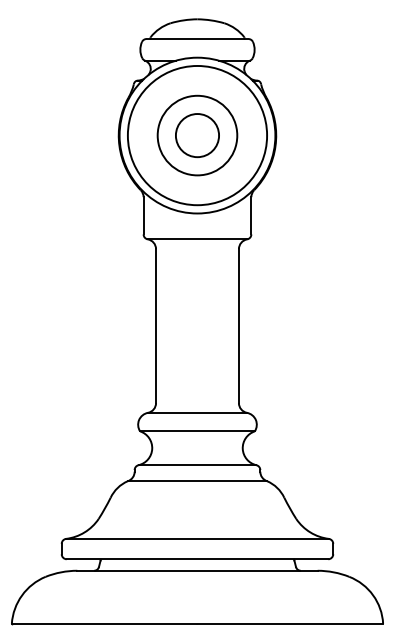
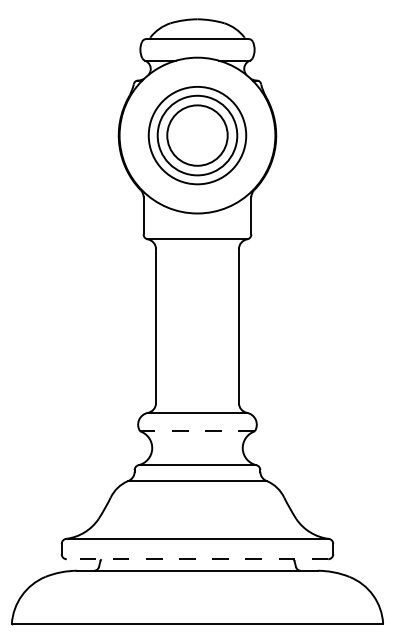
circle diameter: 139 px -> 97 px (197, 135)
circle diameter: 43 px -> 60 px (197, 135)
line: solid -> dashed (196, 431)
line: solid -> dashed (197, 559)
